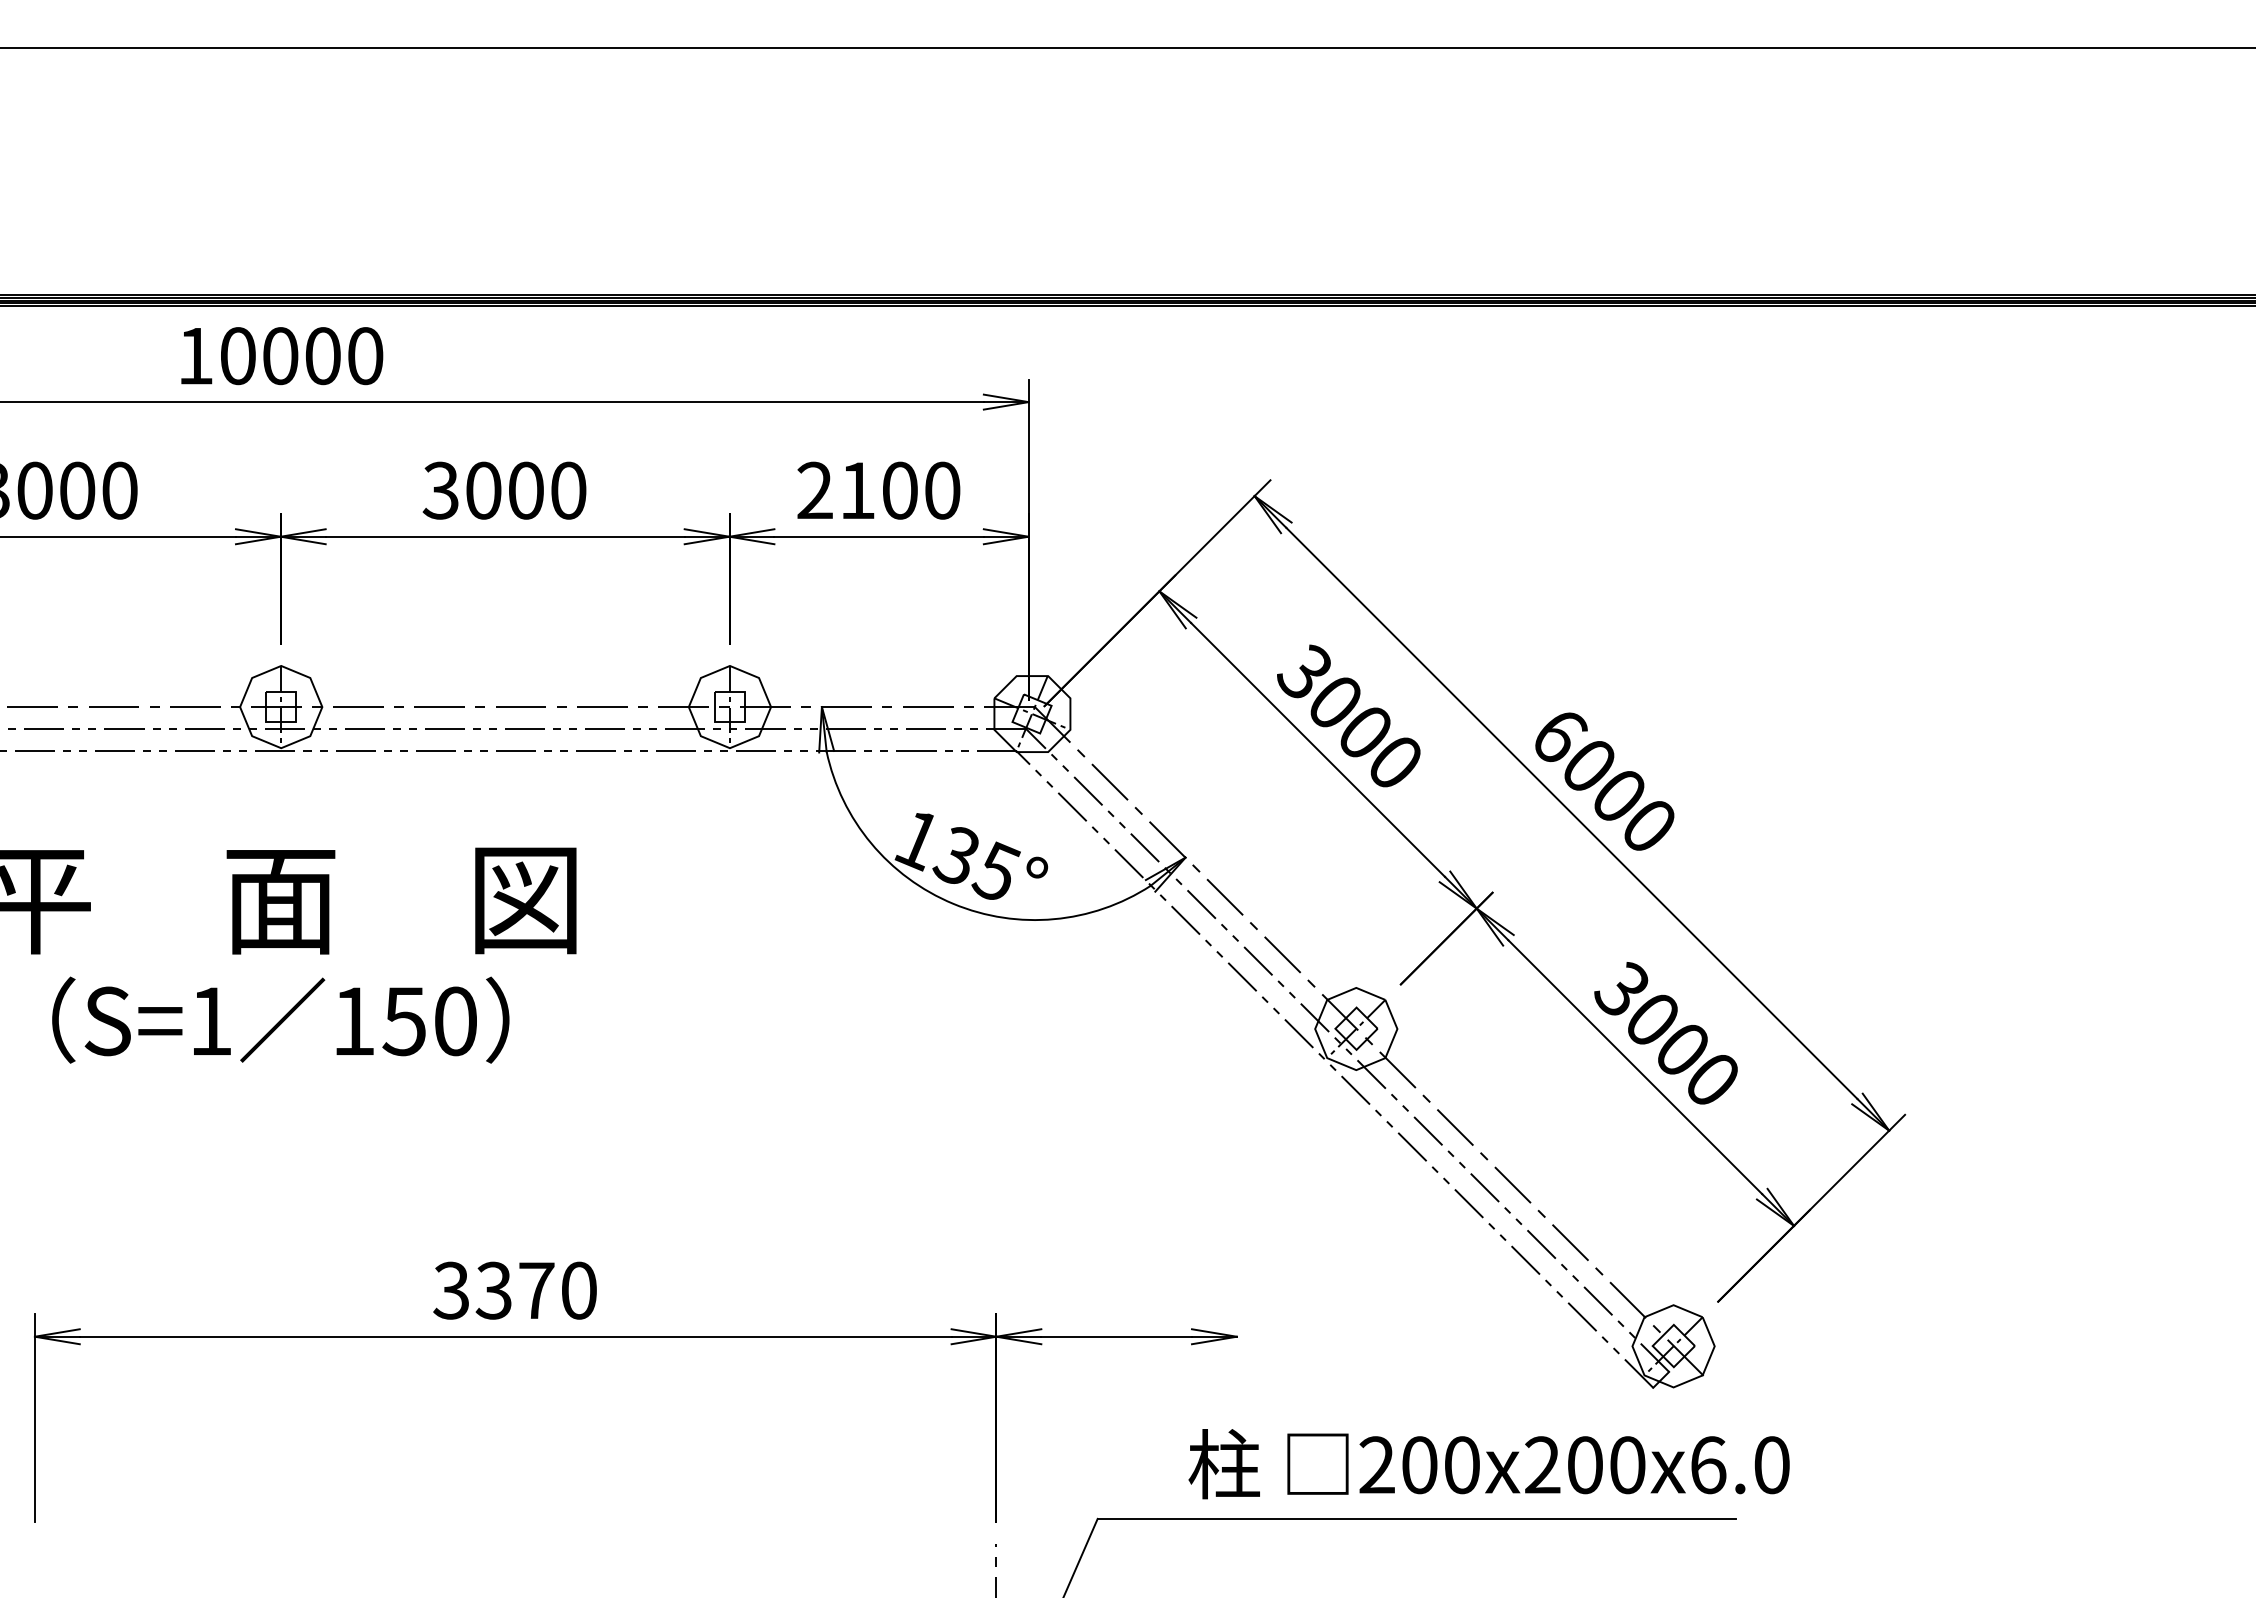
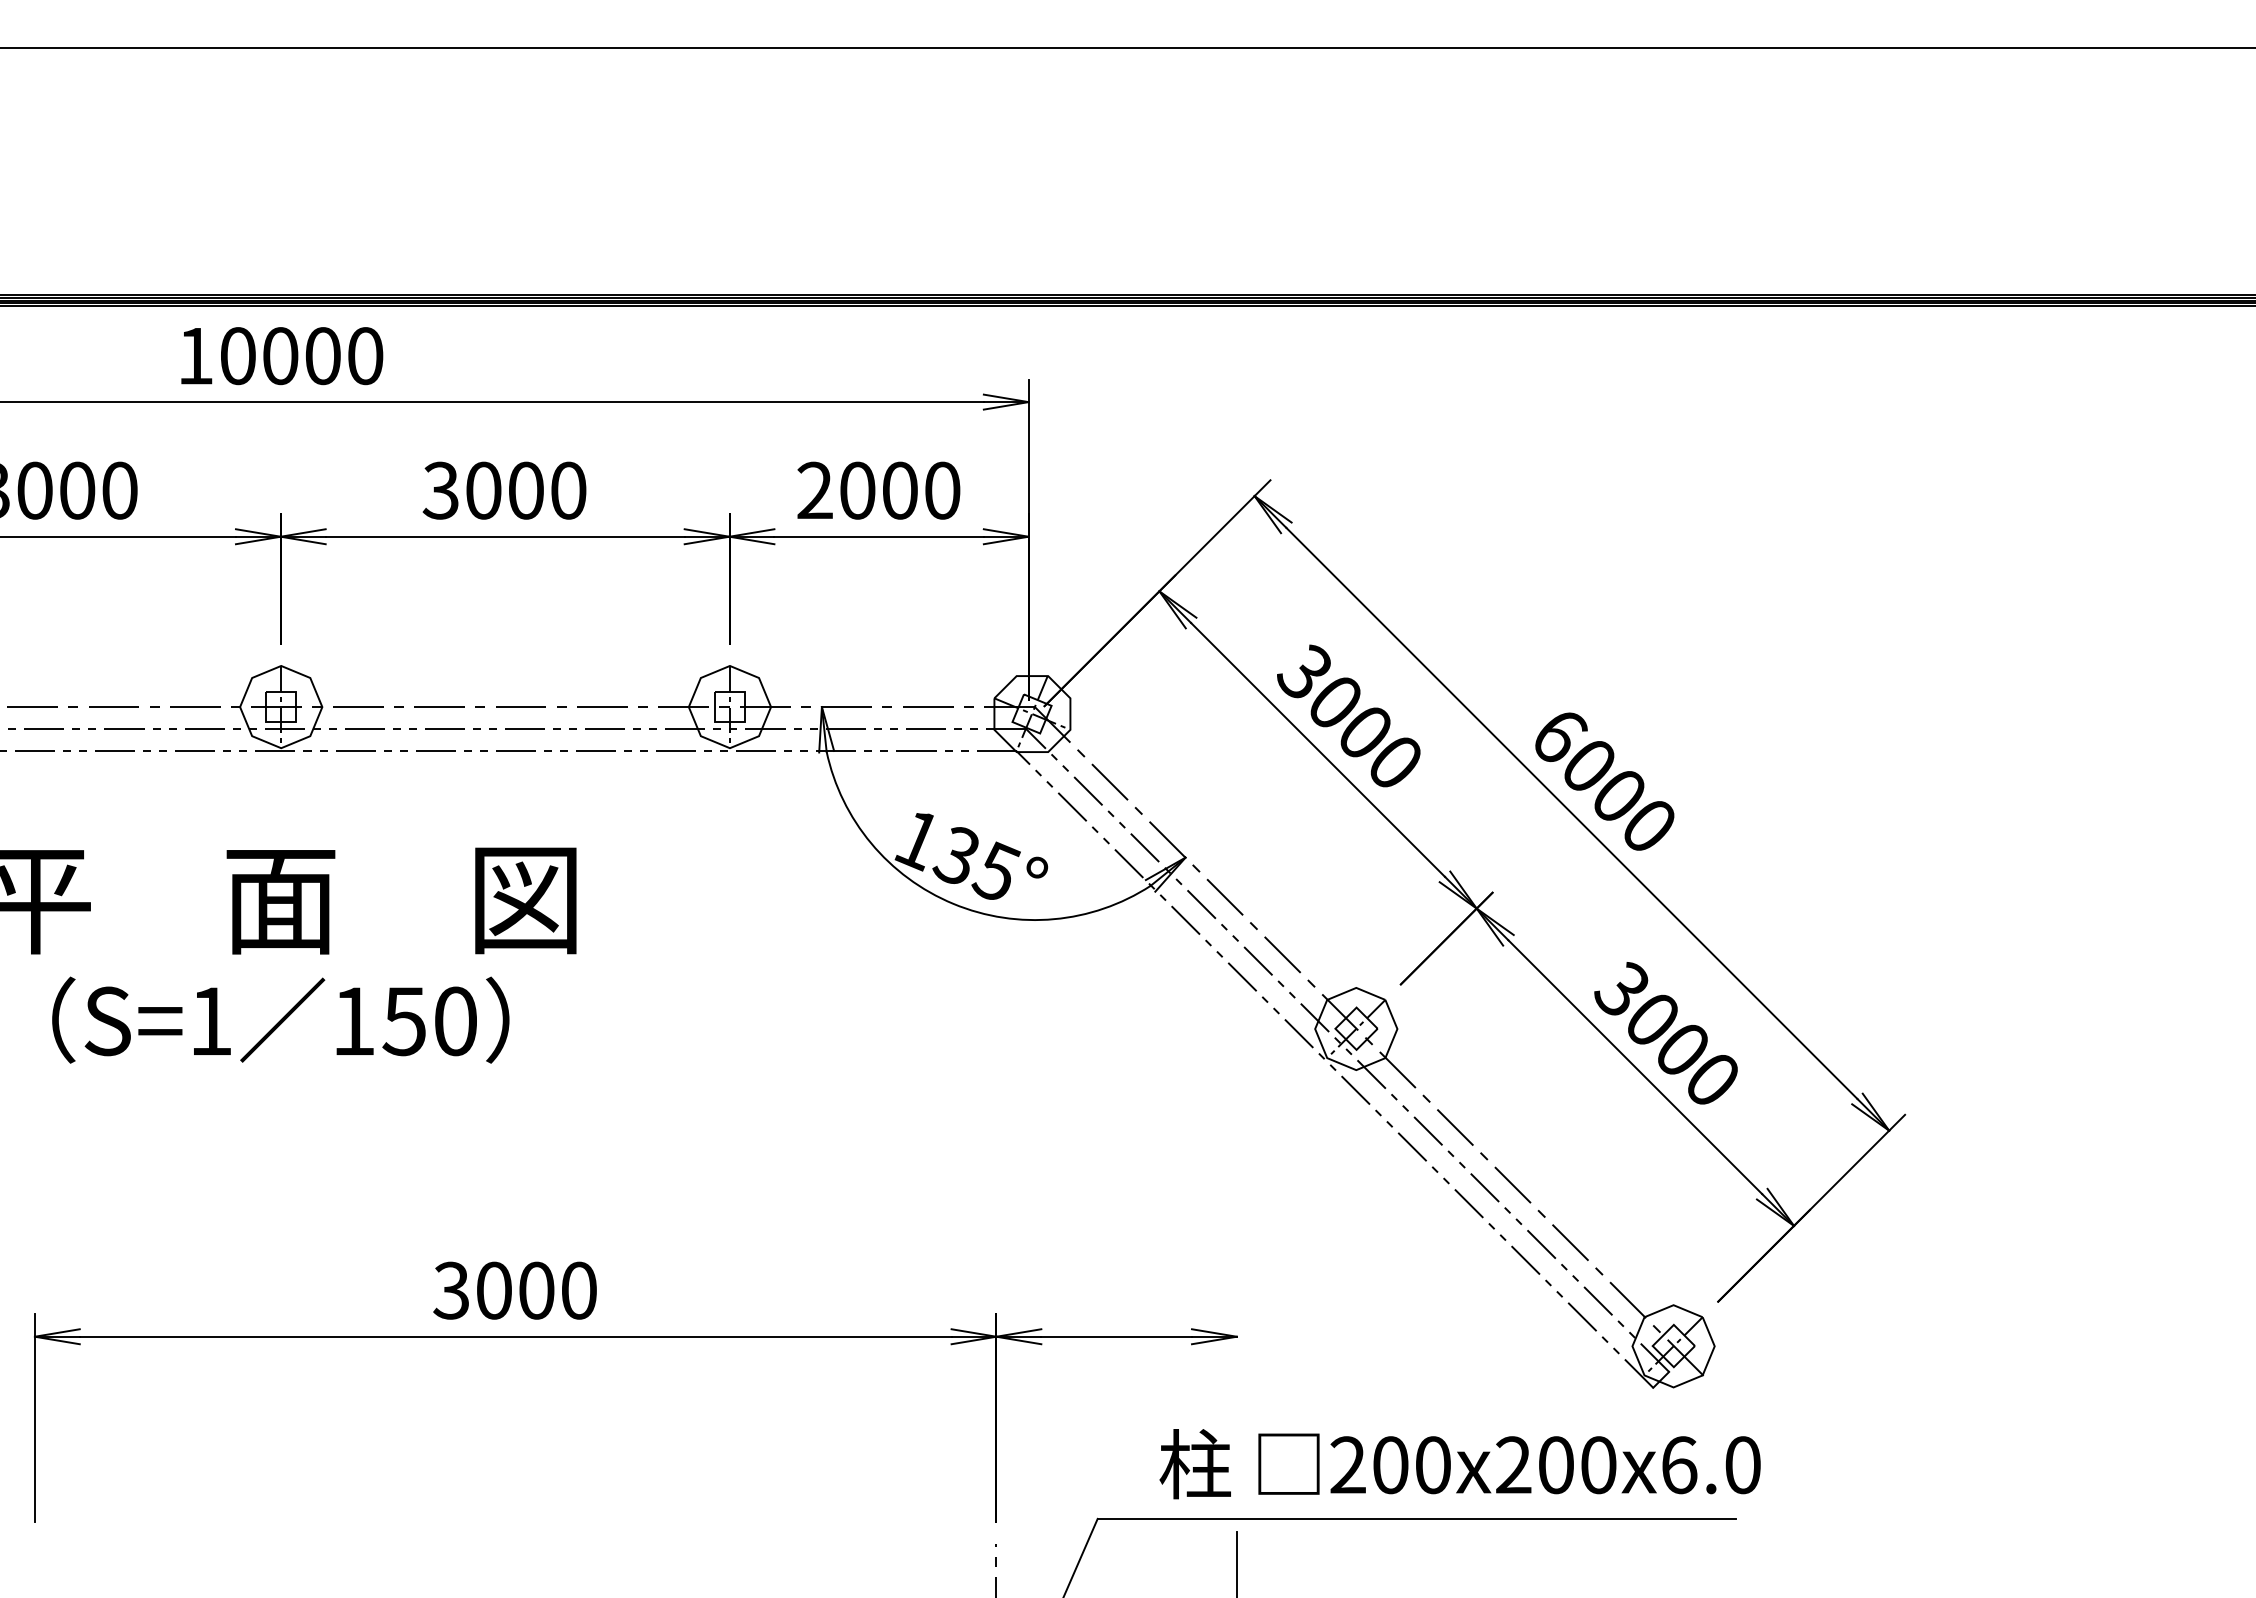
text: 2100 -> 2000 (857, 490)
text: 3370 -> 3000 (514, 1290)
text position: (1488, 1464) -> (1459, 1464) (1459, 1464)
line: none -> present (1236, 1563)
